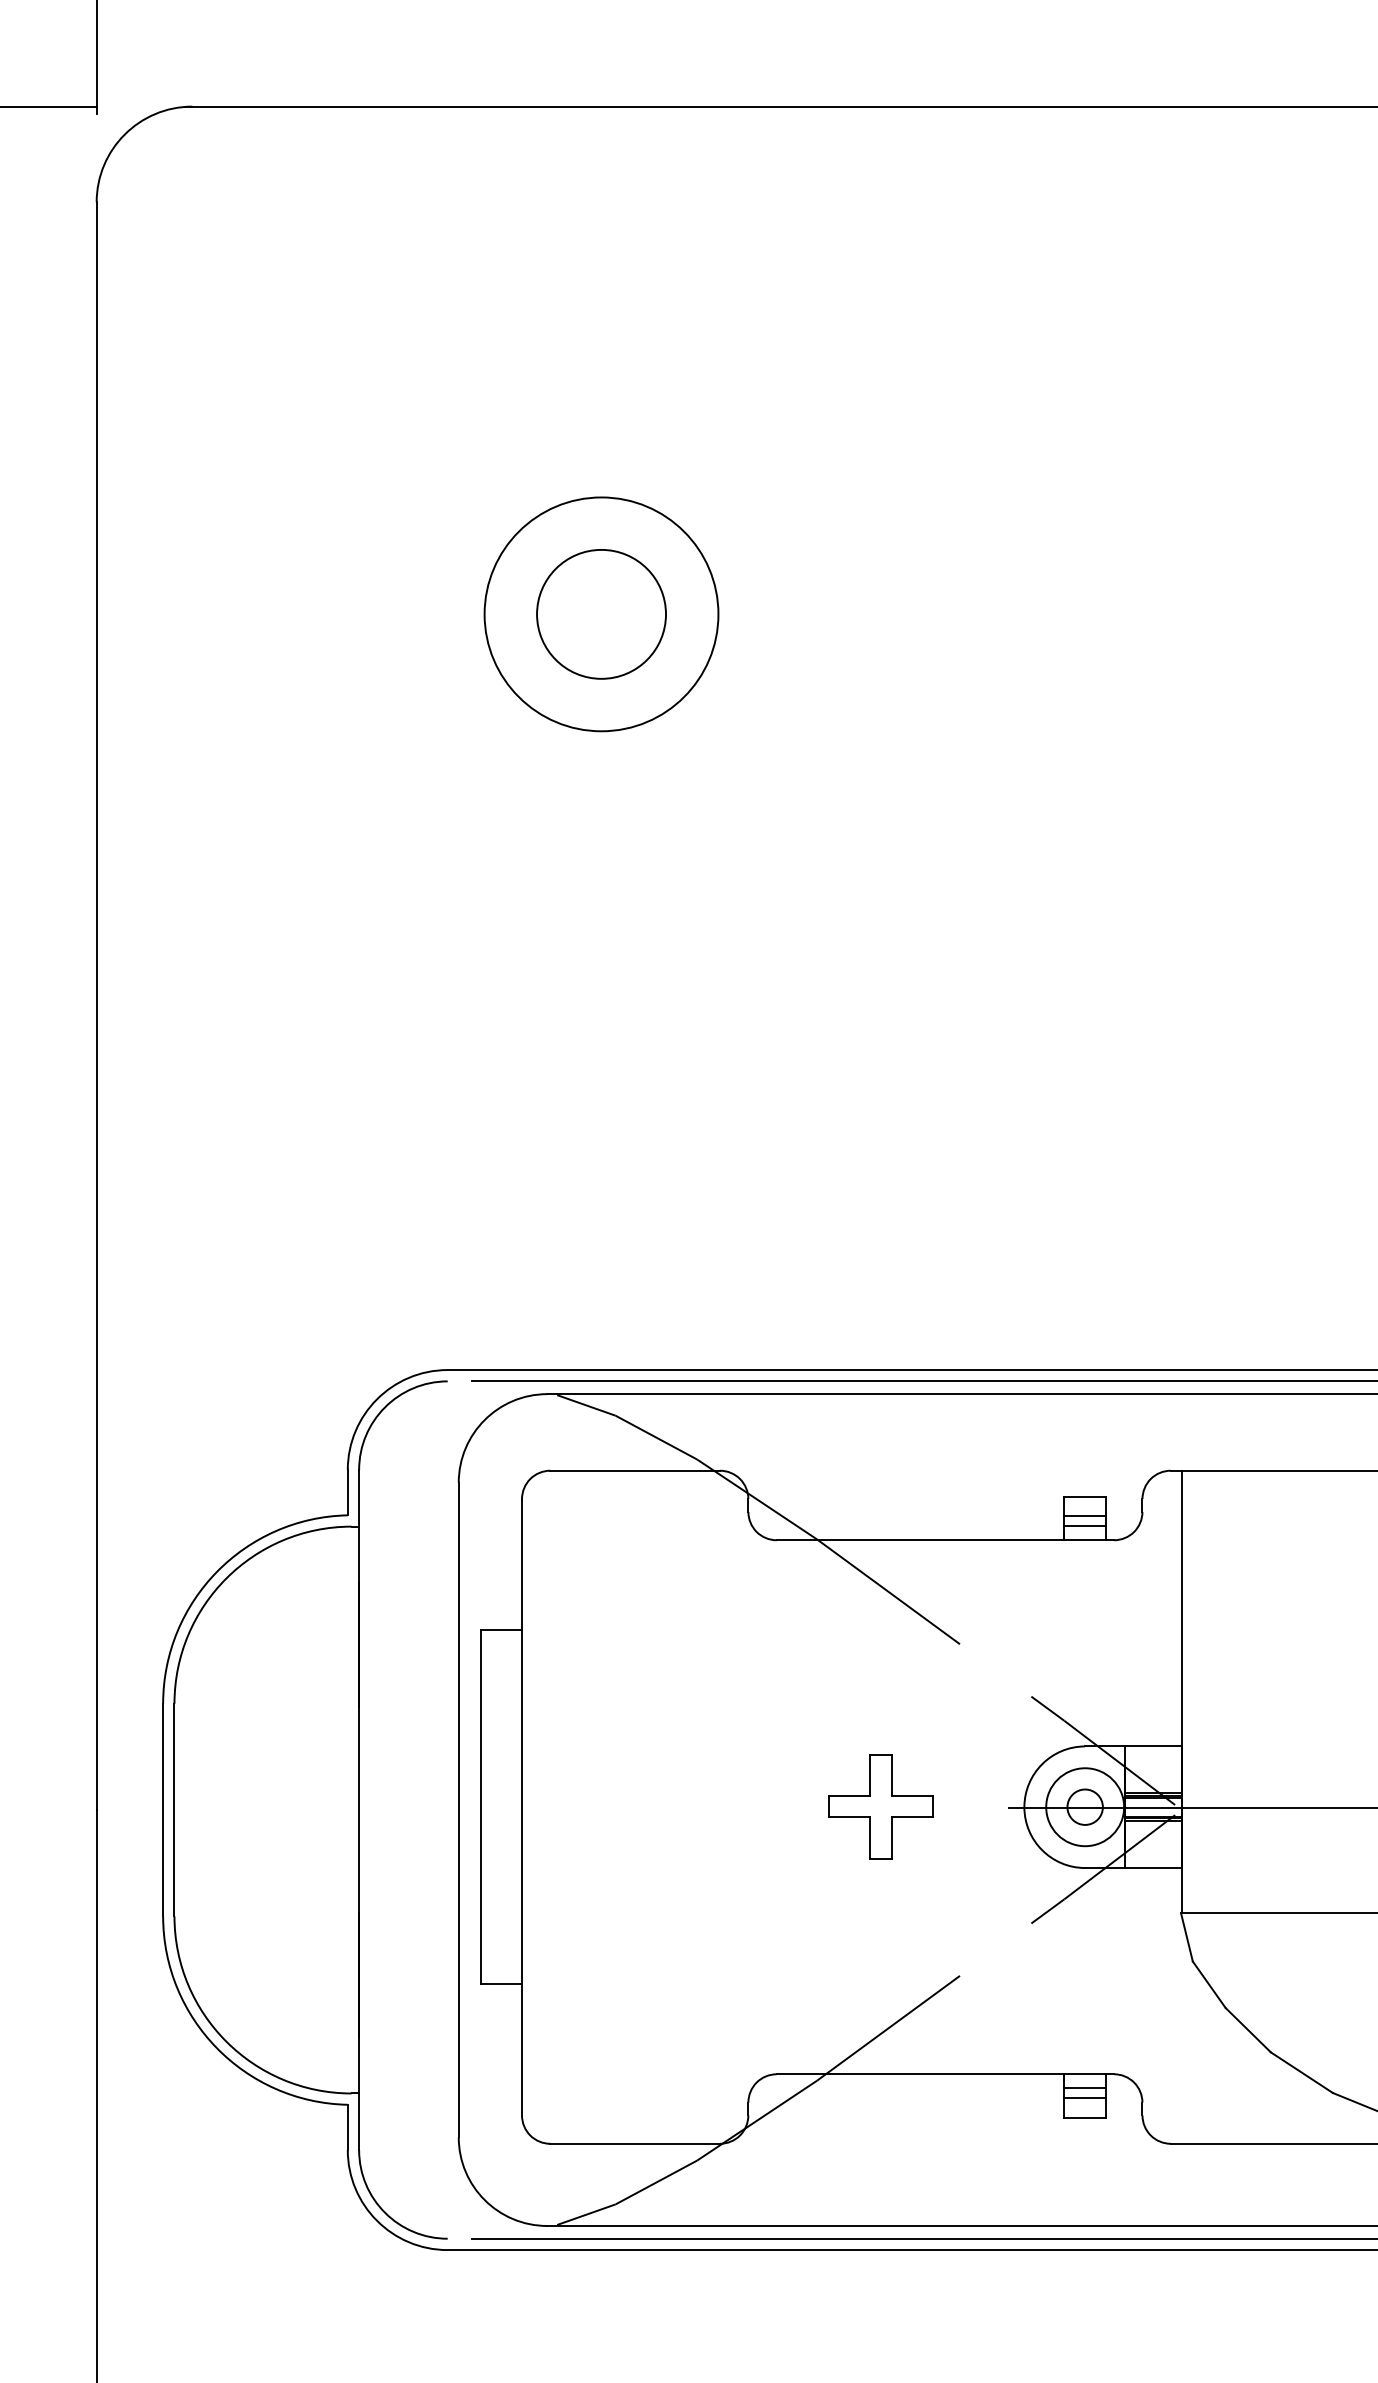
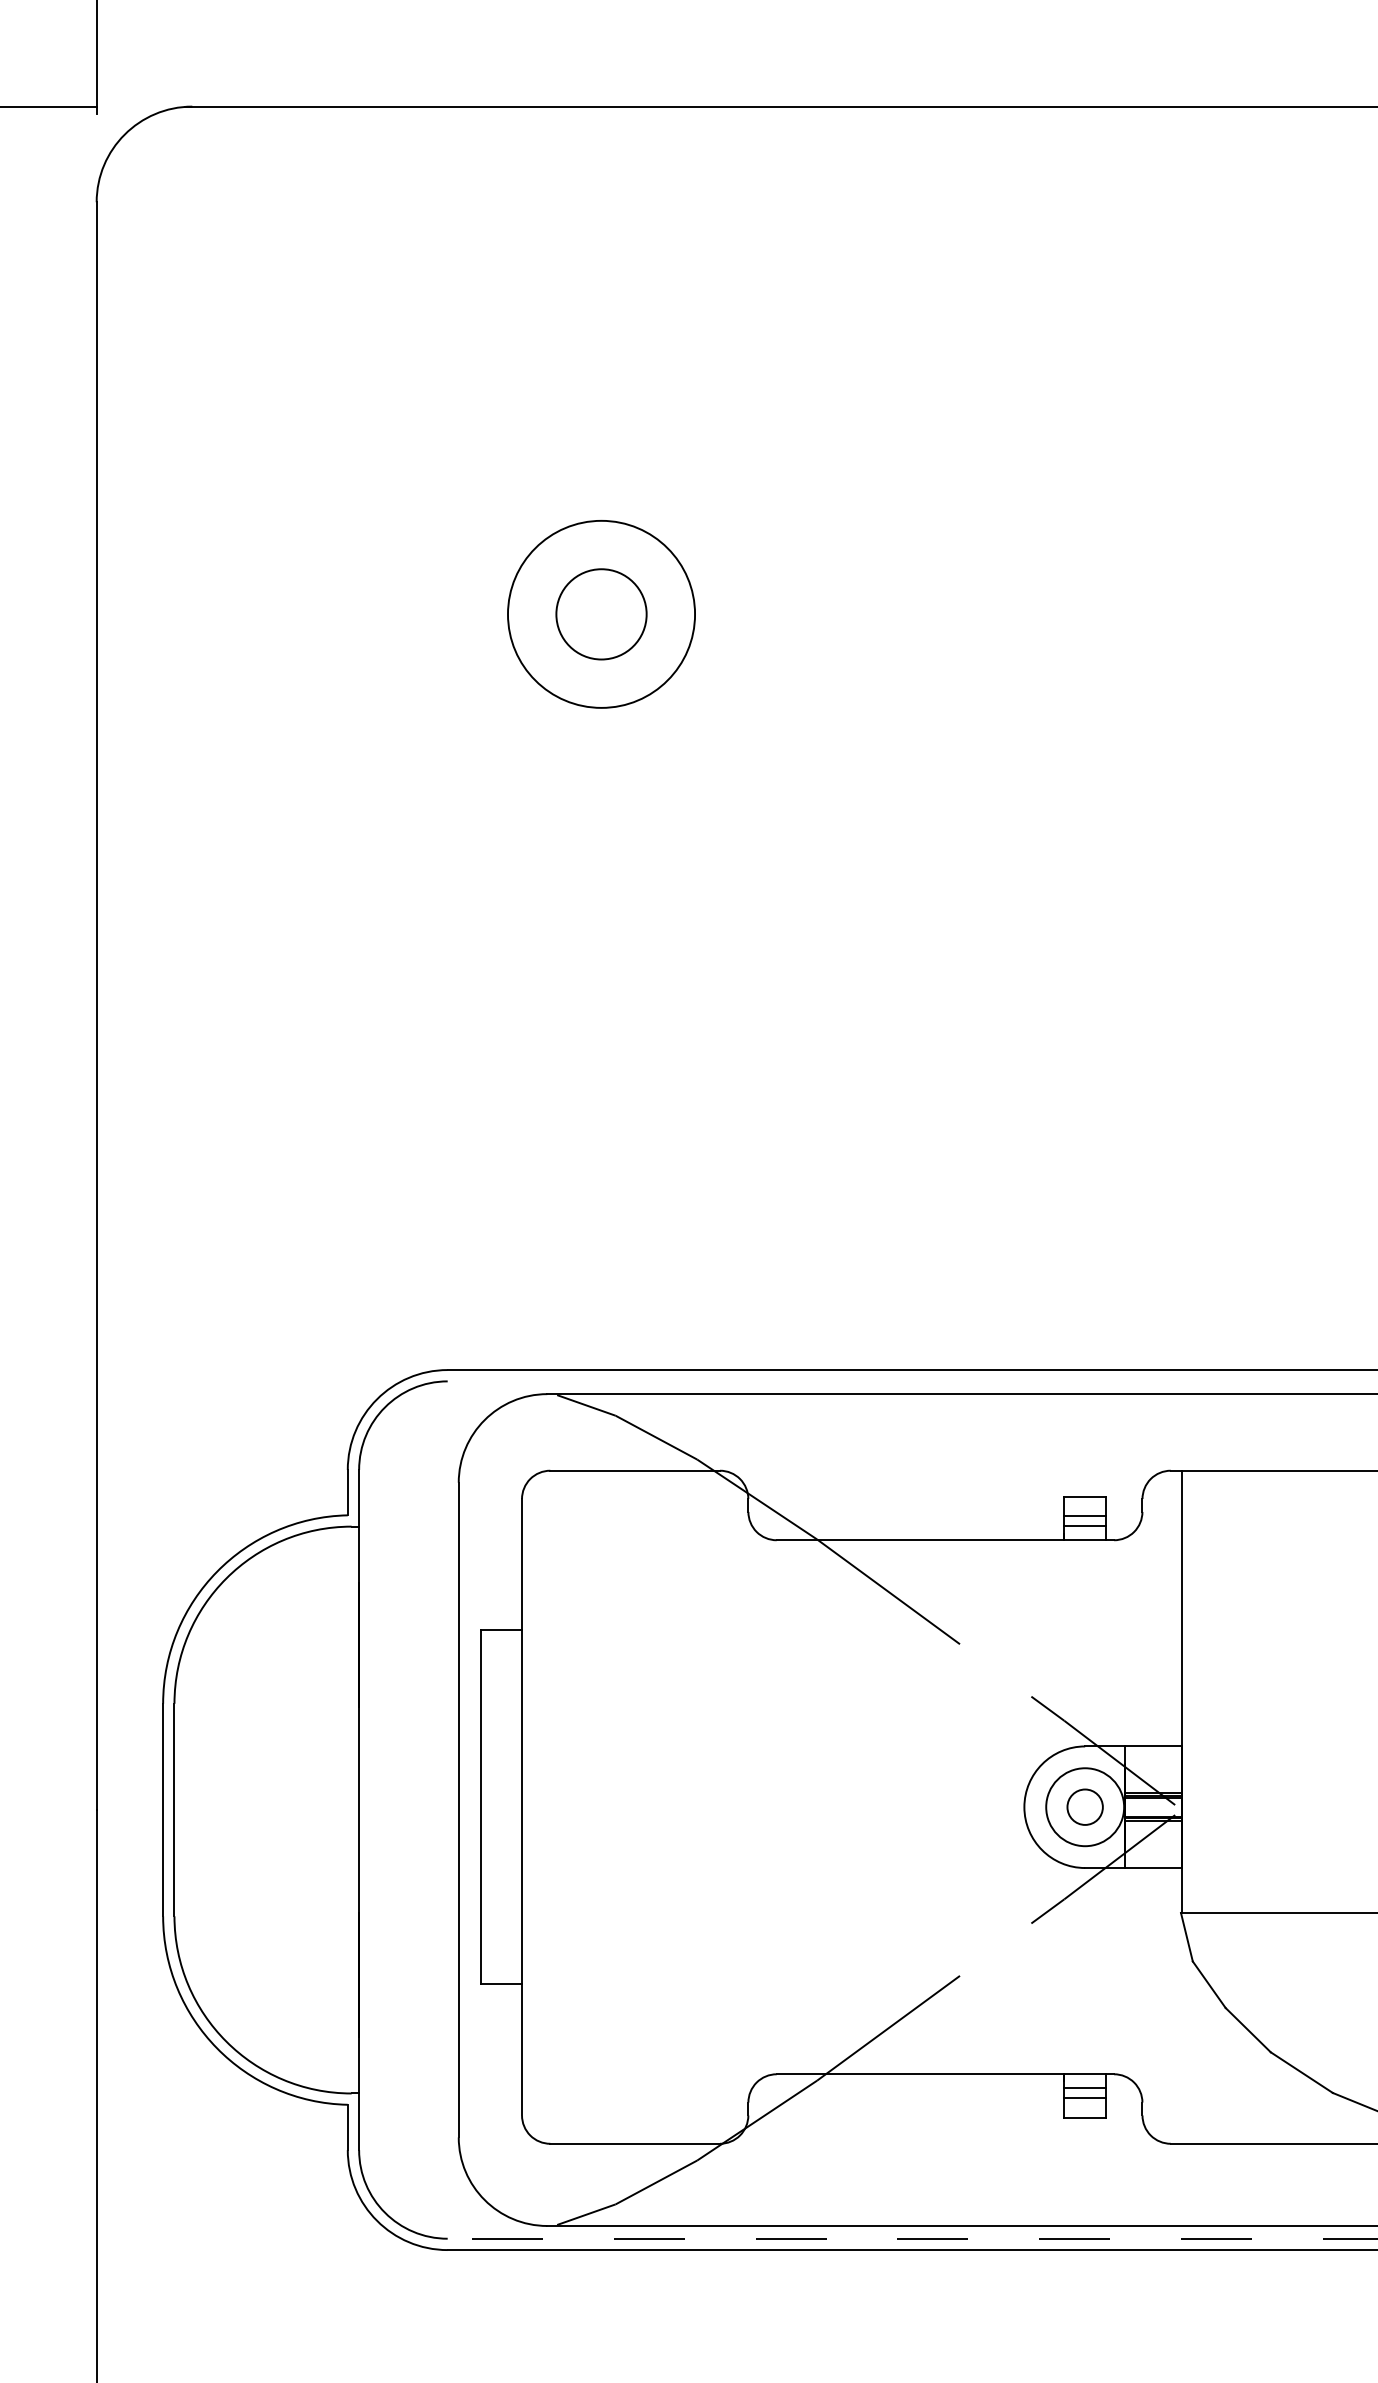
circle diameter: 129 px -> 90 px (601, 614)
circle diameter: 234 px -> 187 px (601, 613)
line: present -> none (923, 1381)
part: present -> none (880, 1806)
line: present -> none (1191, 1807)
line: solid -> dashed (925, 2238)
